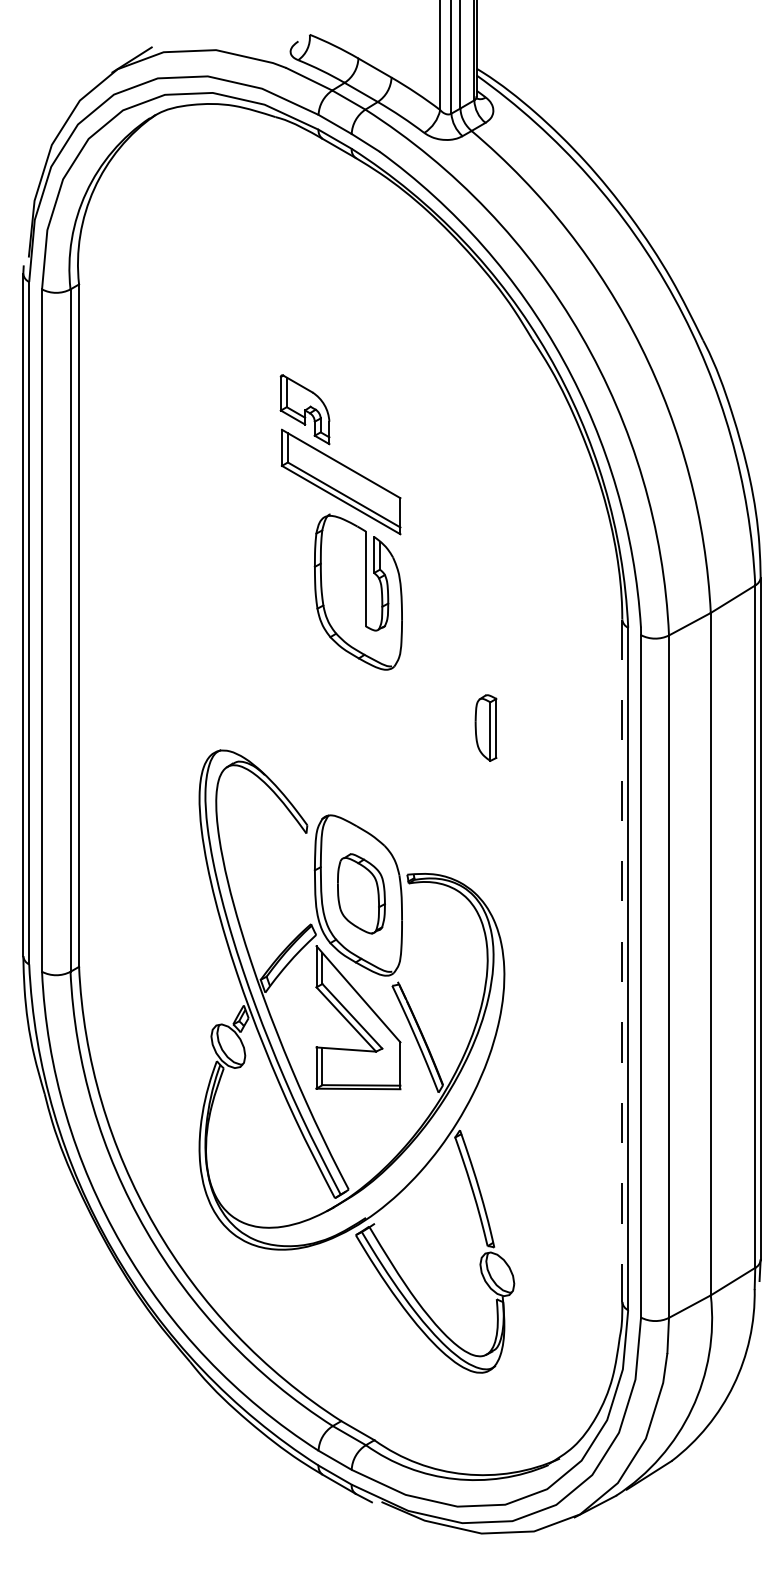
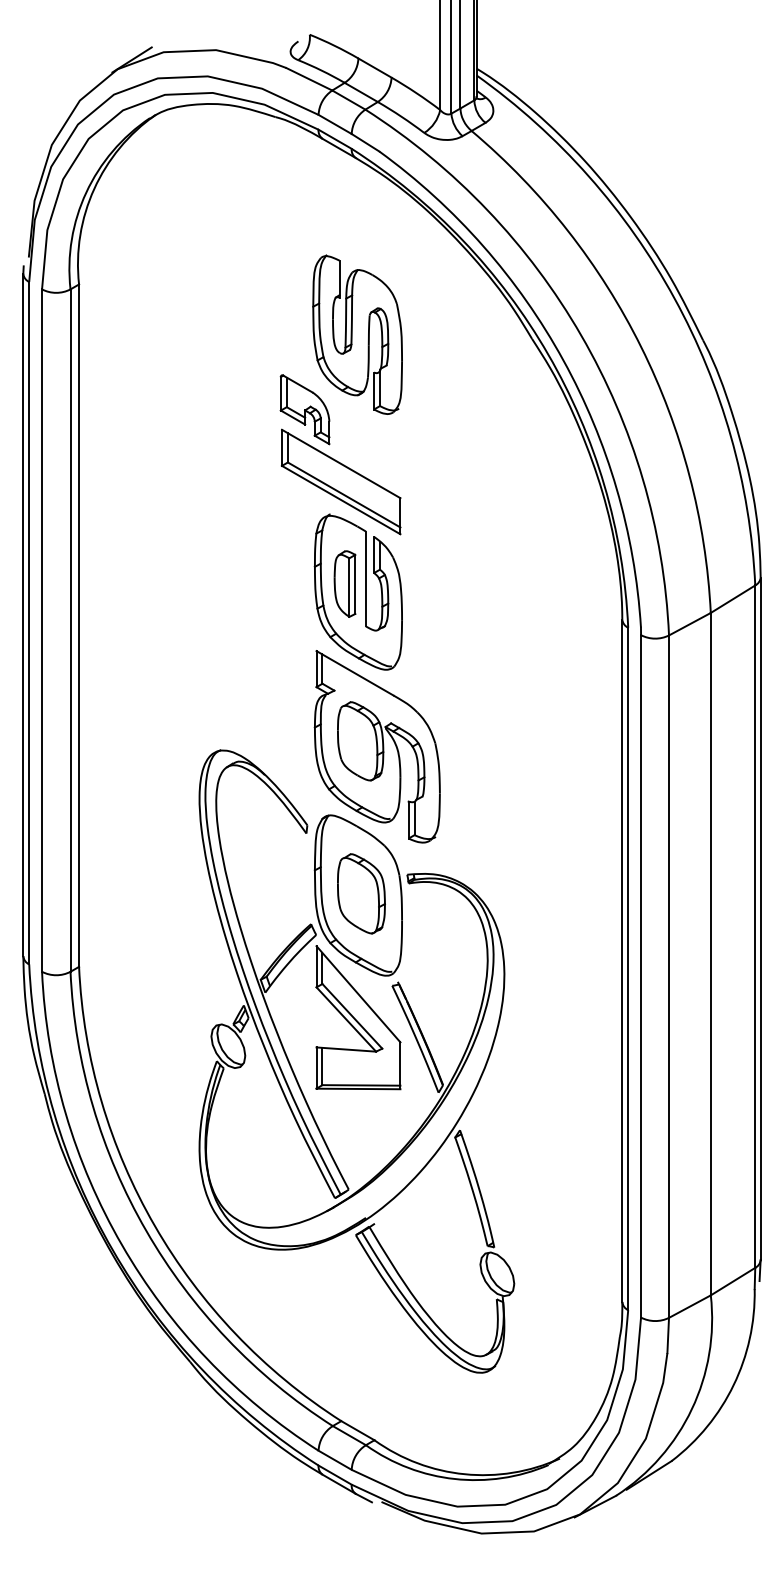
part: none -> present (357, 334)
part position: (485, 727) -> (344, 583) (344, 583)
part: none -> present (376, 746)
line: dashed -> solid (622, 961)
